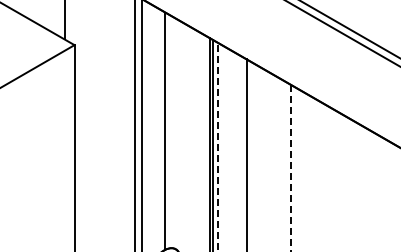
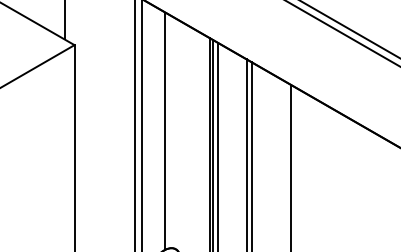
line: dashed -> solid (217, 146)
line: none -> present (251, 155)
line: dashed -> solid (291, 168)
